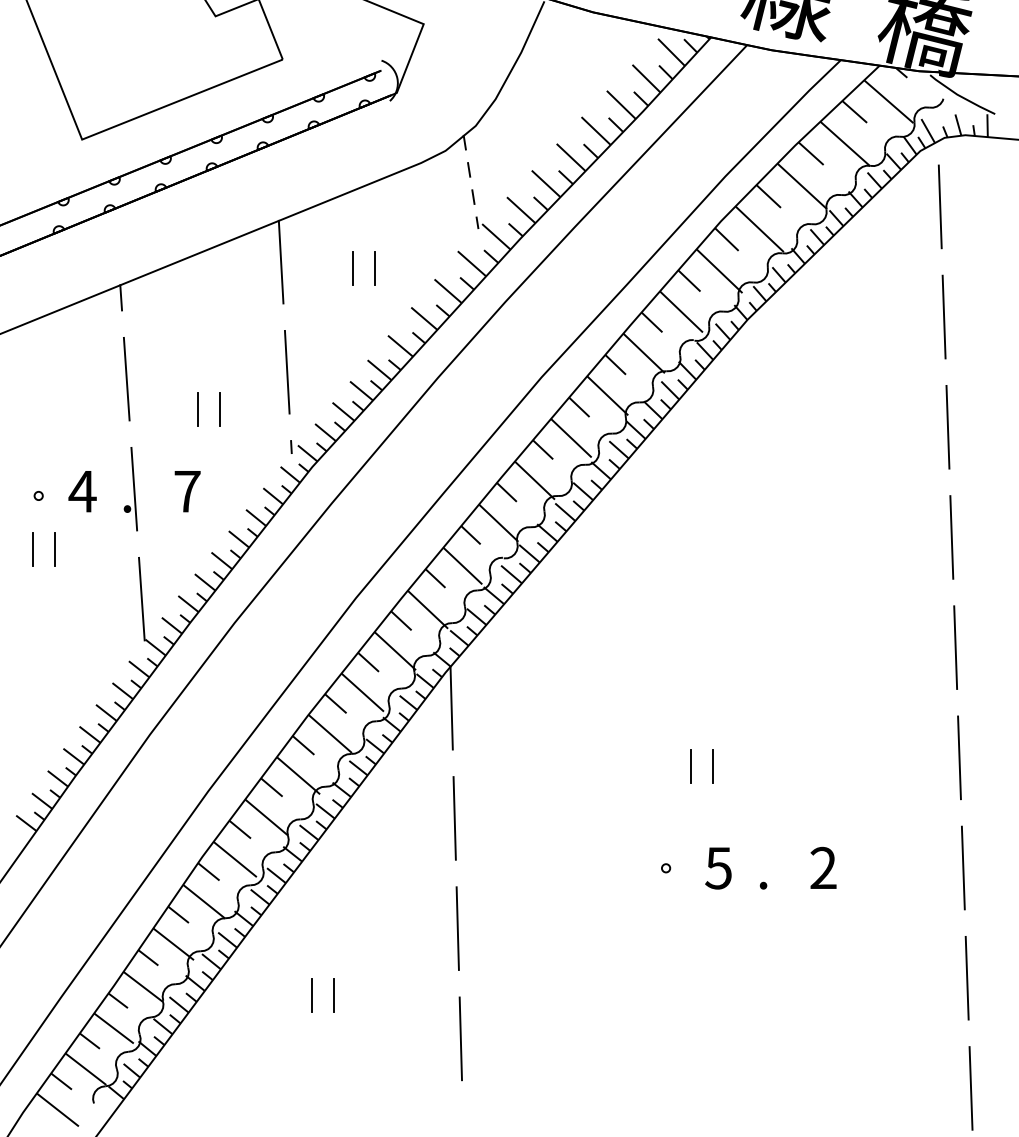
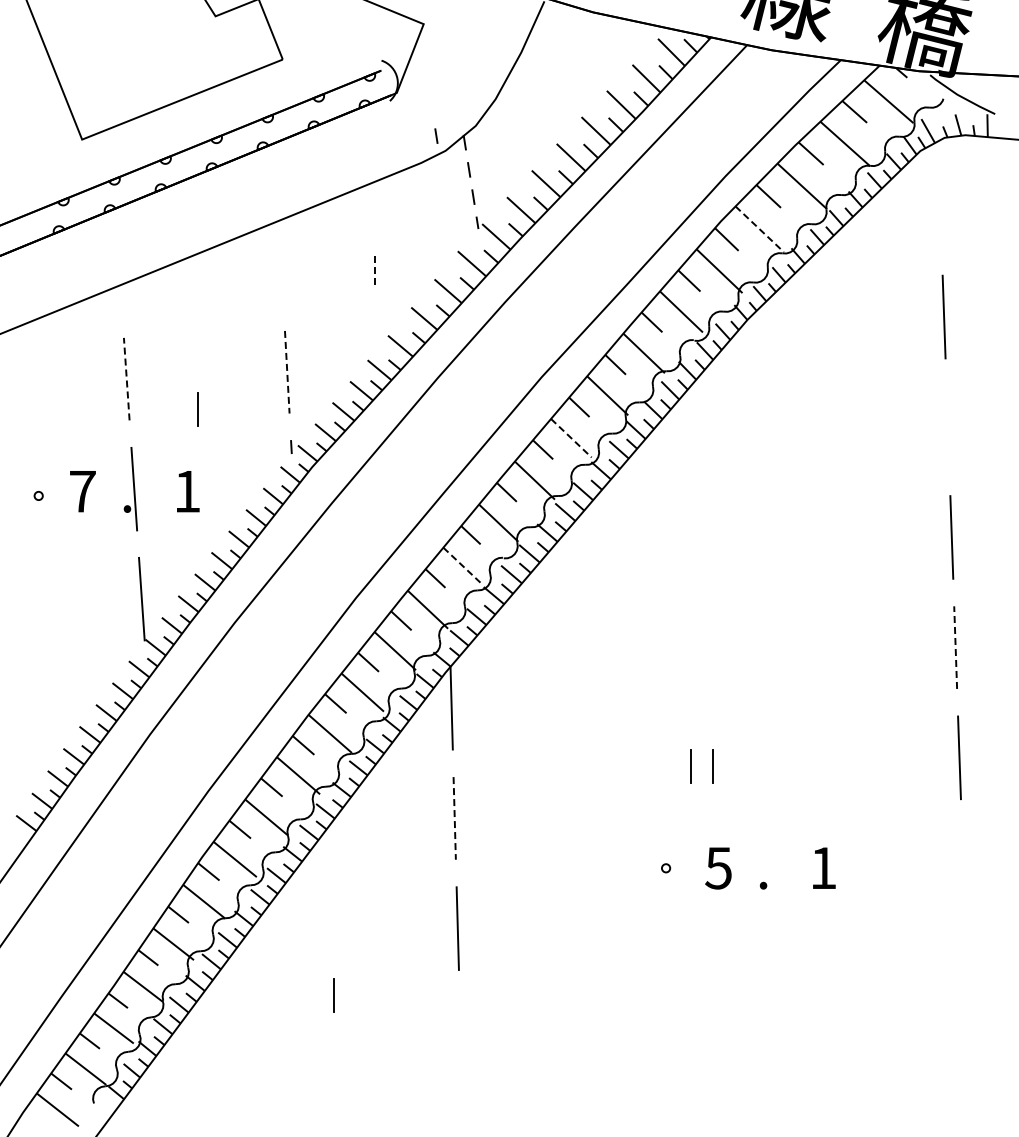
line: none -> present (436, 135)
line: present -> none (939, 206)
line: solid -> dashed (760, 229)
line: present -> none (280, 261)
line: present -> none (353, 267)
line: solid -> dashed (375, 268)
line: present -> none (121, 297)
line: solid -> dashed (287, 372)
line: solid -> dashed (126, 378)
line: present -> none (219, 409)
line: present -> none (947, 426)
line: solid -> dashed (571, 438)
text: 4 -> 7 (82, 491)
text: 7 -> 1 (187, 491)
line: present -> none (33, 548)
line: present -> none (55, 548)
line: solid -> dashed (462, 566)
line: solid -> dashed (955, 647)
line: solid -> dashed (454, 818)
text: 2 -> 1 (823, 867)
line: present -> none (962, 867)
line: present -> none (966, 977)
line: present -> none (311, 994)
line: present -> none (460, 1038)
line: present -> none (970, 1088)
